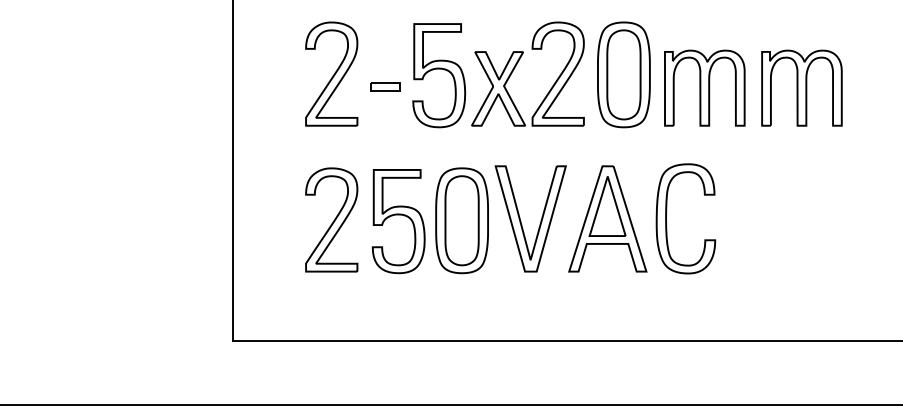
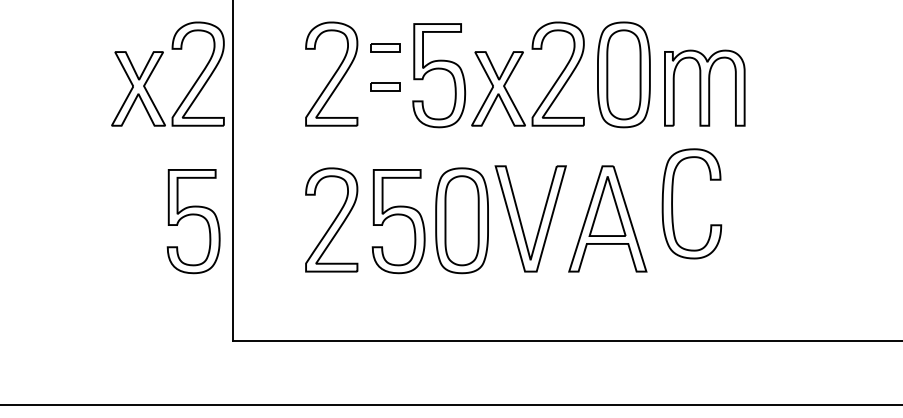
part: none -> present (385, 47)
part: none -> present (155, 68)
part: present -> none (801, 87)
part position: (666, 218) -> (672, 203) (672, 203)
part: none -> present (193, 221)
